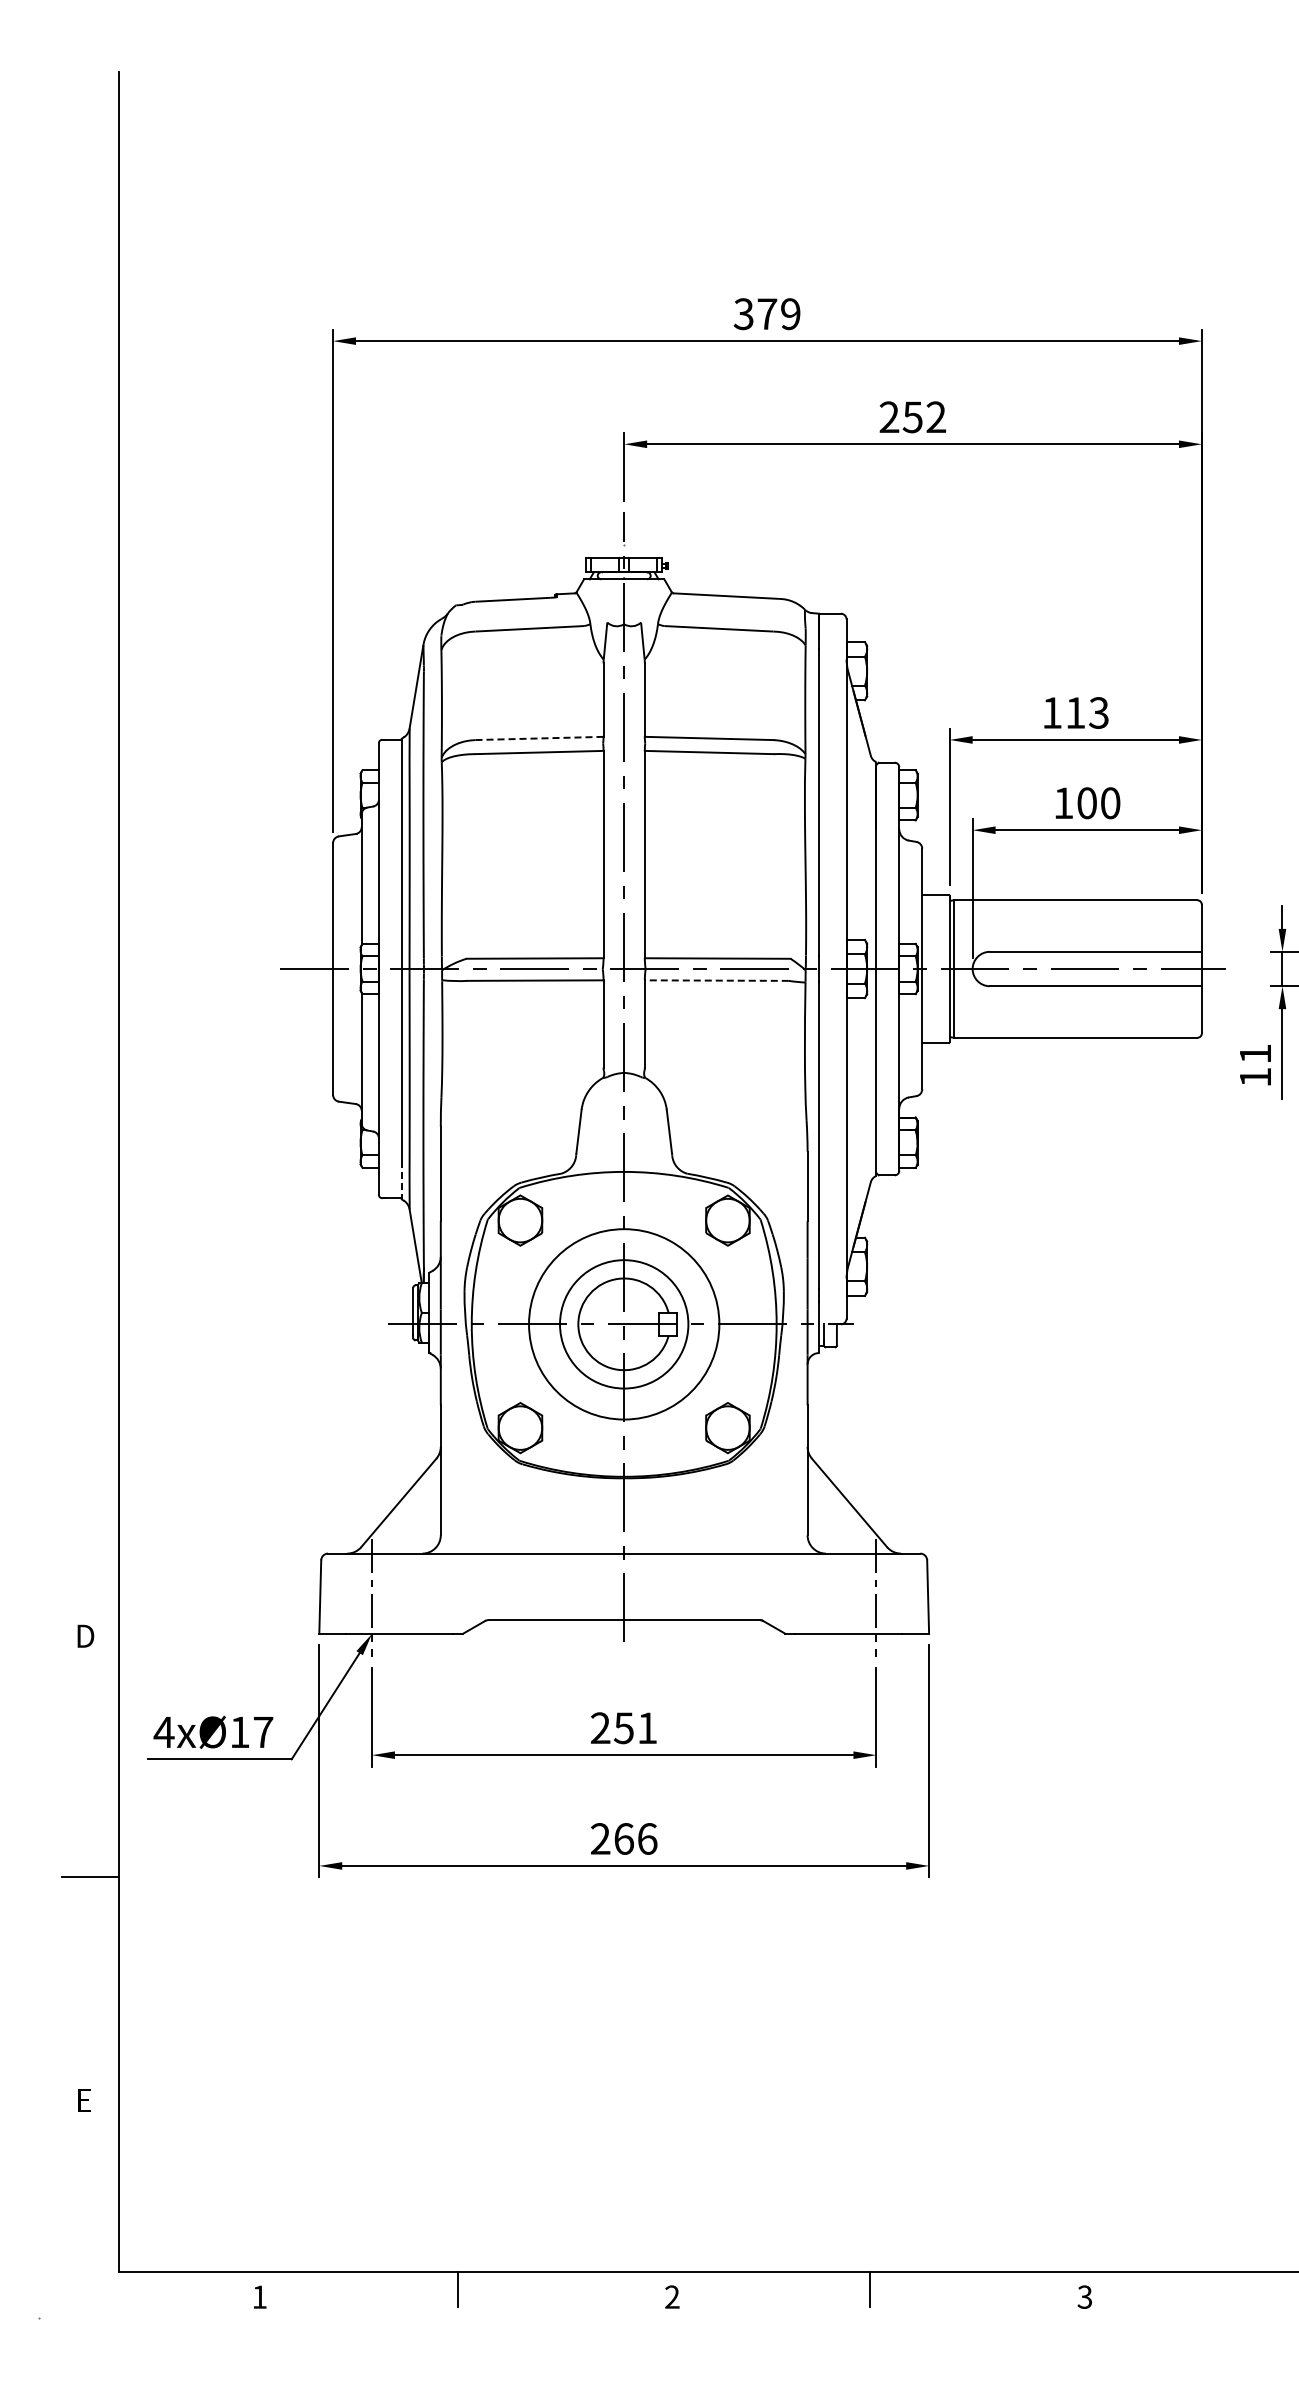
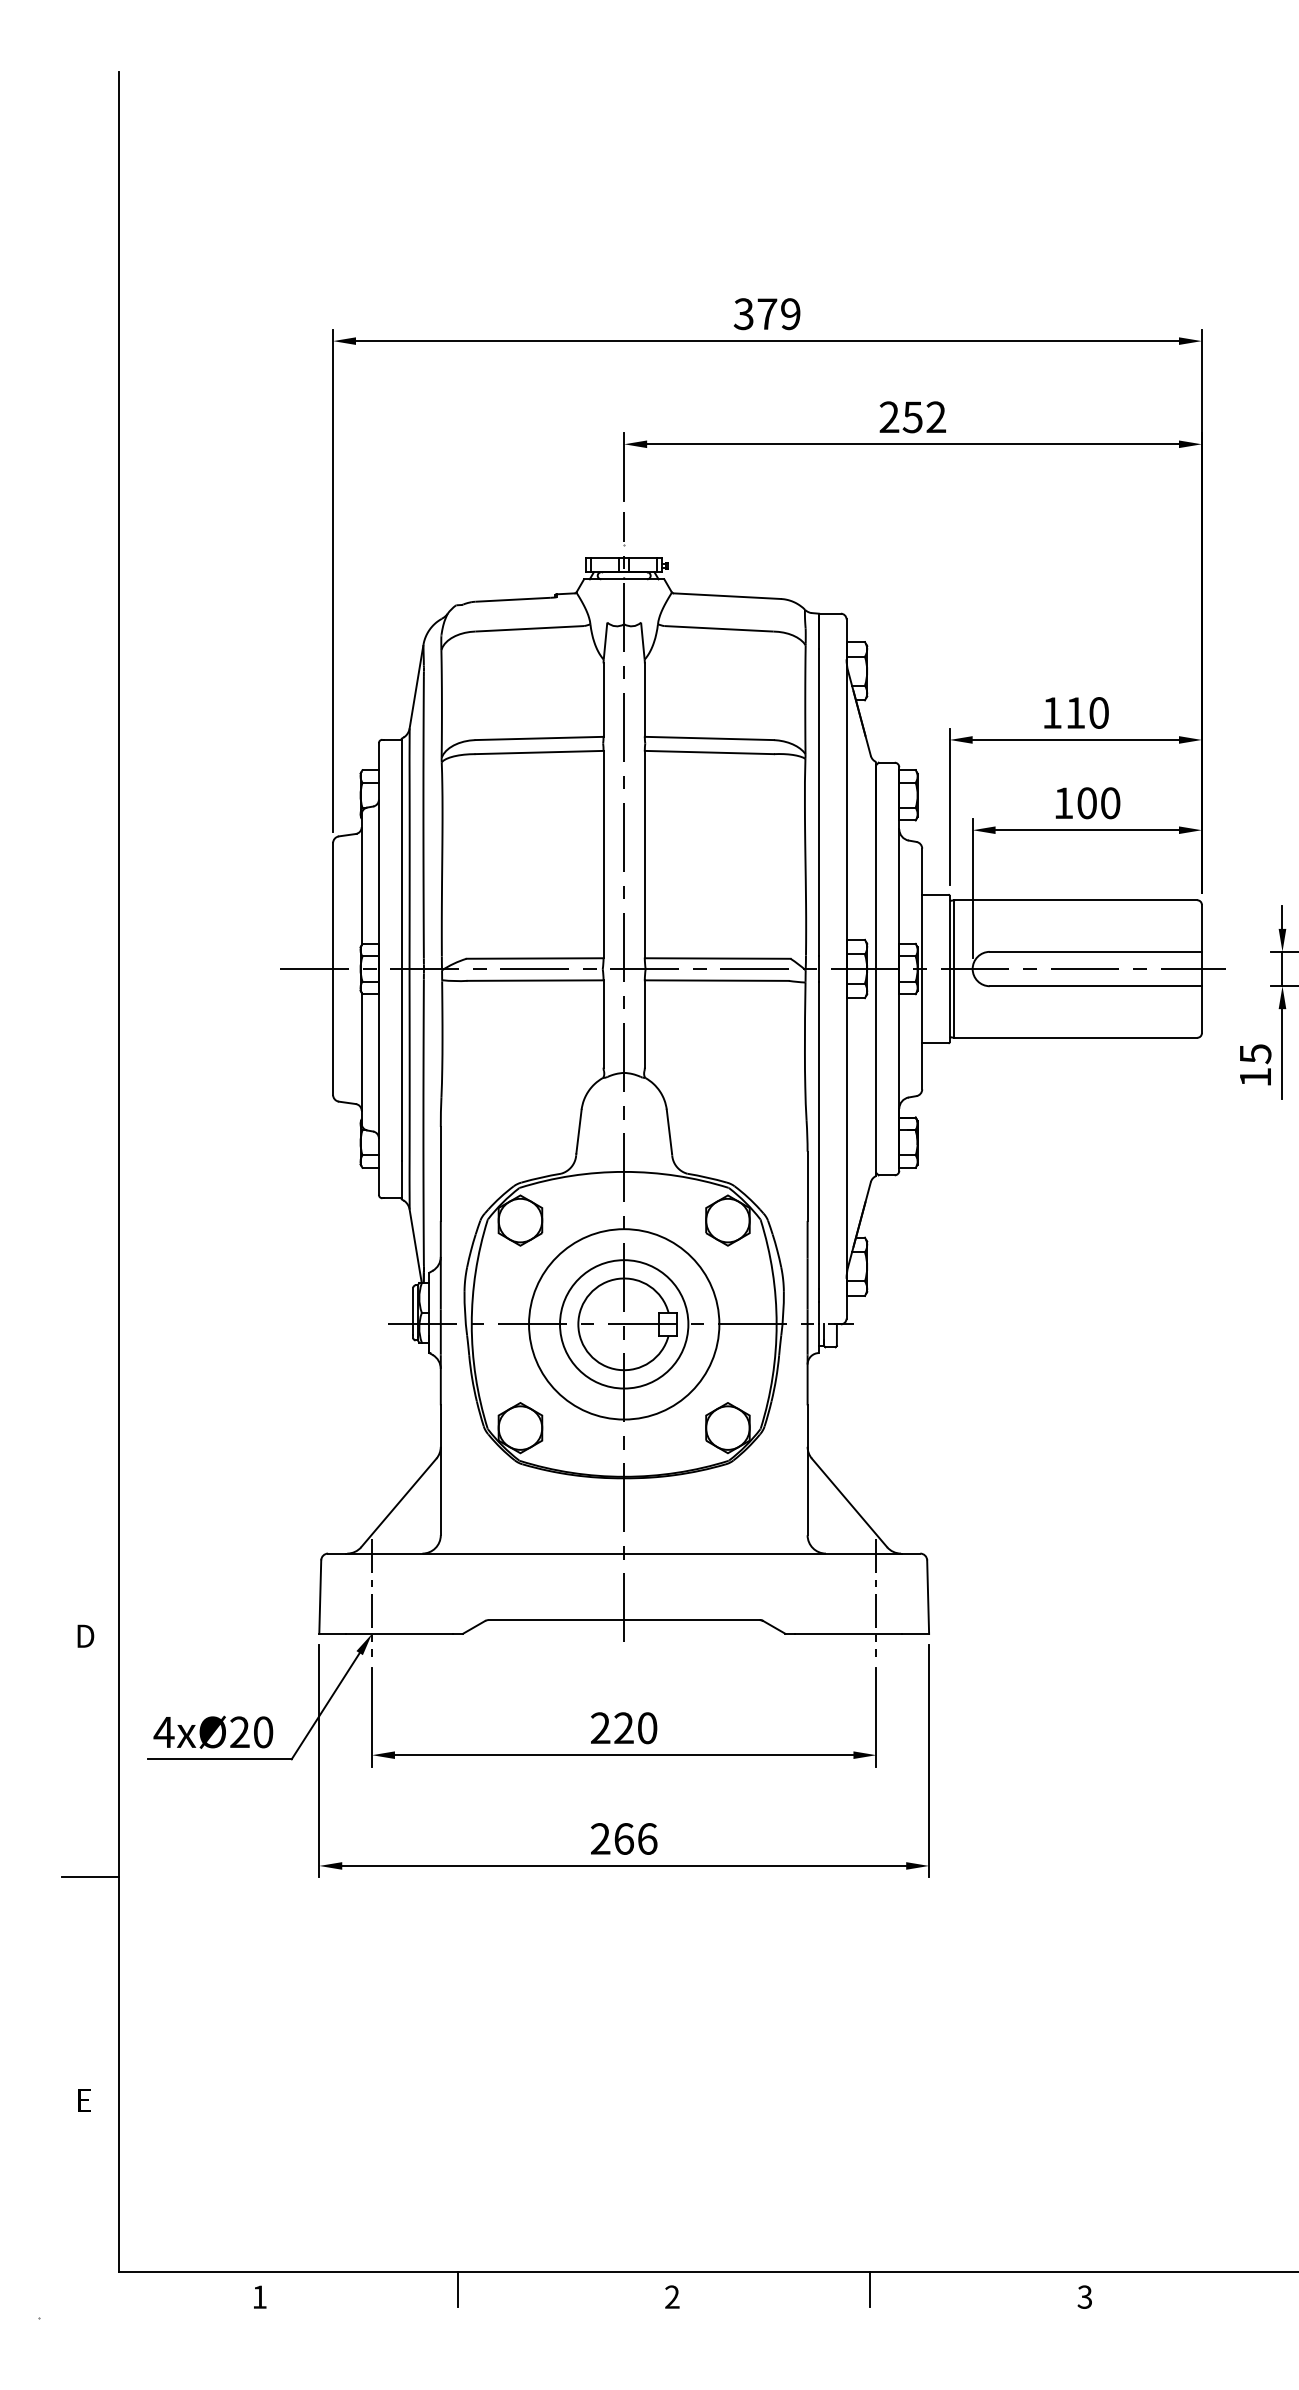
text: 113 -> 110 (1098, 712)
line: dashed -> solid (540, 738)
line: dashed -> solid (716, 980)
text: 11 -> 15 (1255, 1054)
line: dashed -> solid (401, 1180)
text: 251 -> 220 (635, 1728)
text: 4xØ17 -> 4xØ20 (251, 1732)
